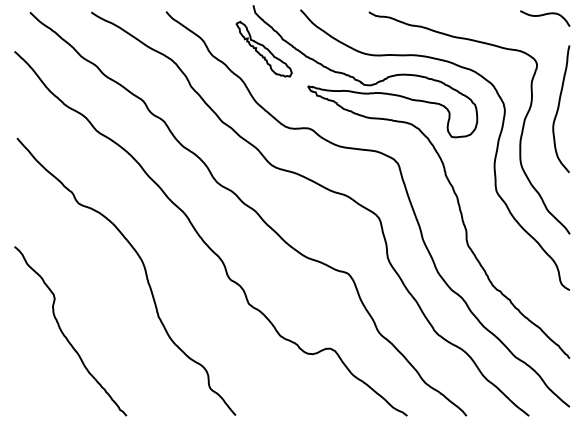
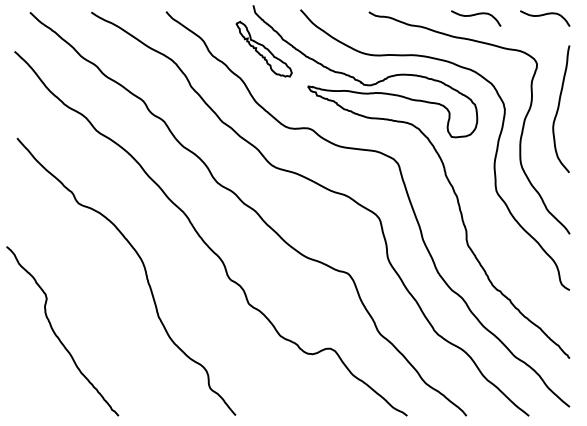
curve: none -> present (476, 15)
curve position: (65, 335) -> (57, 335) (57, 335)
